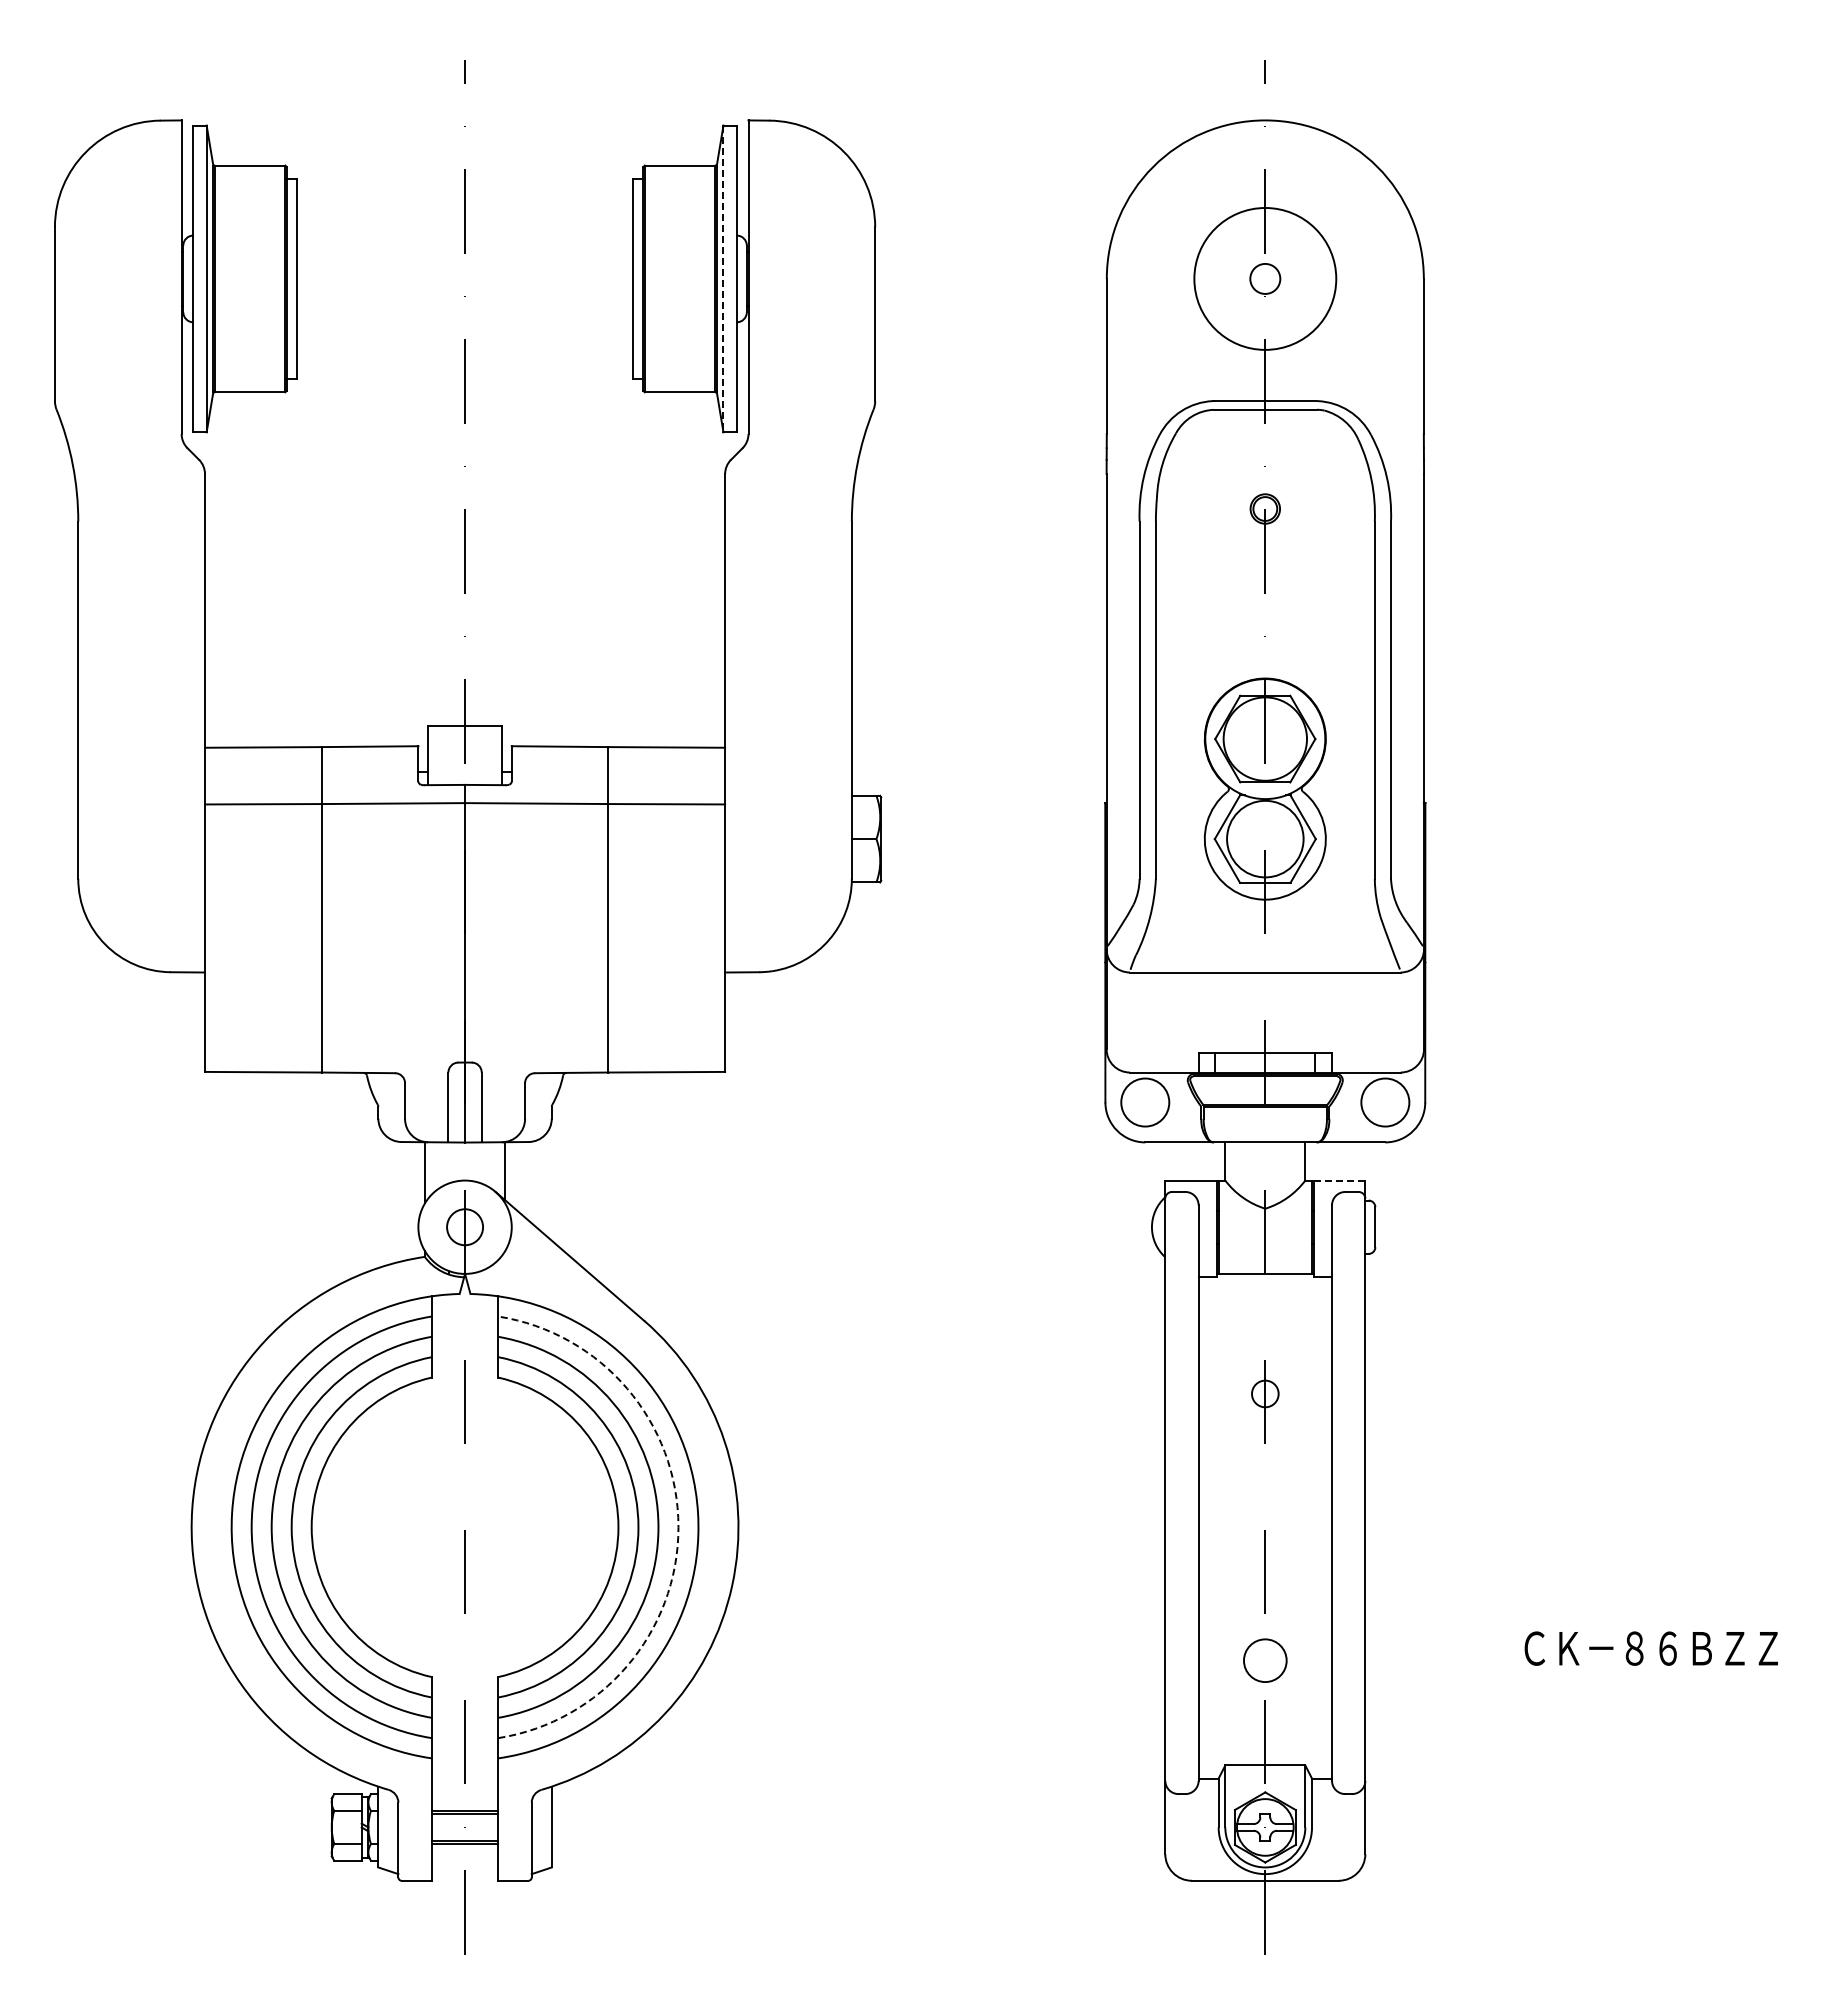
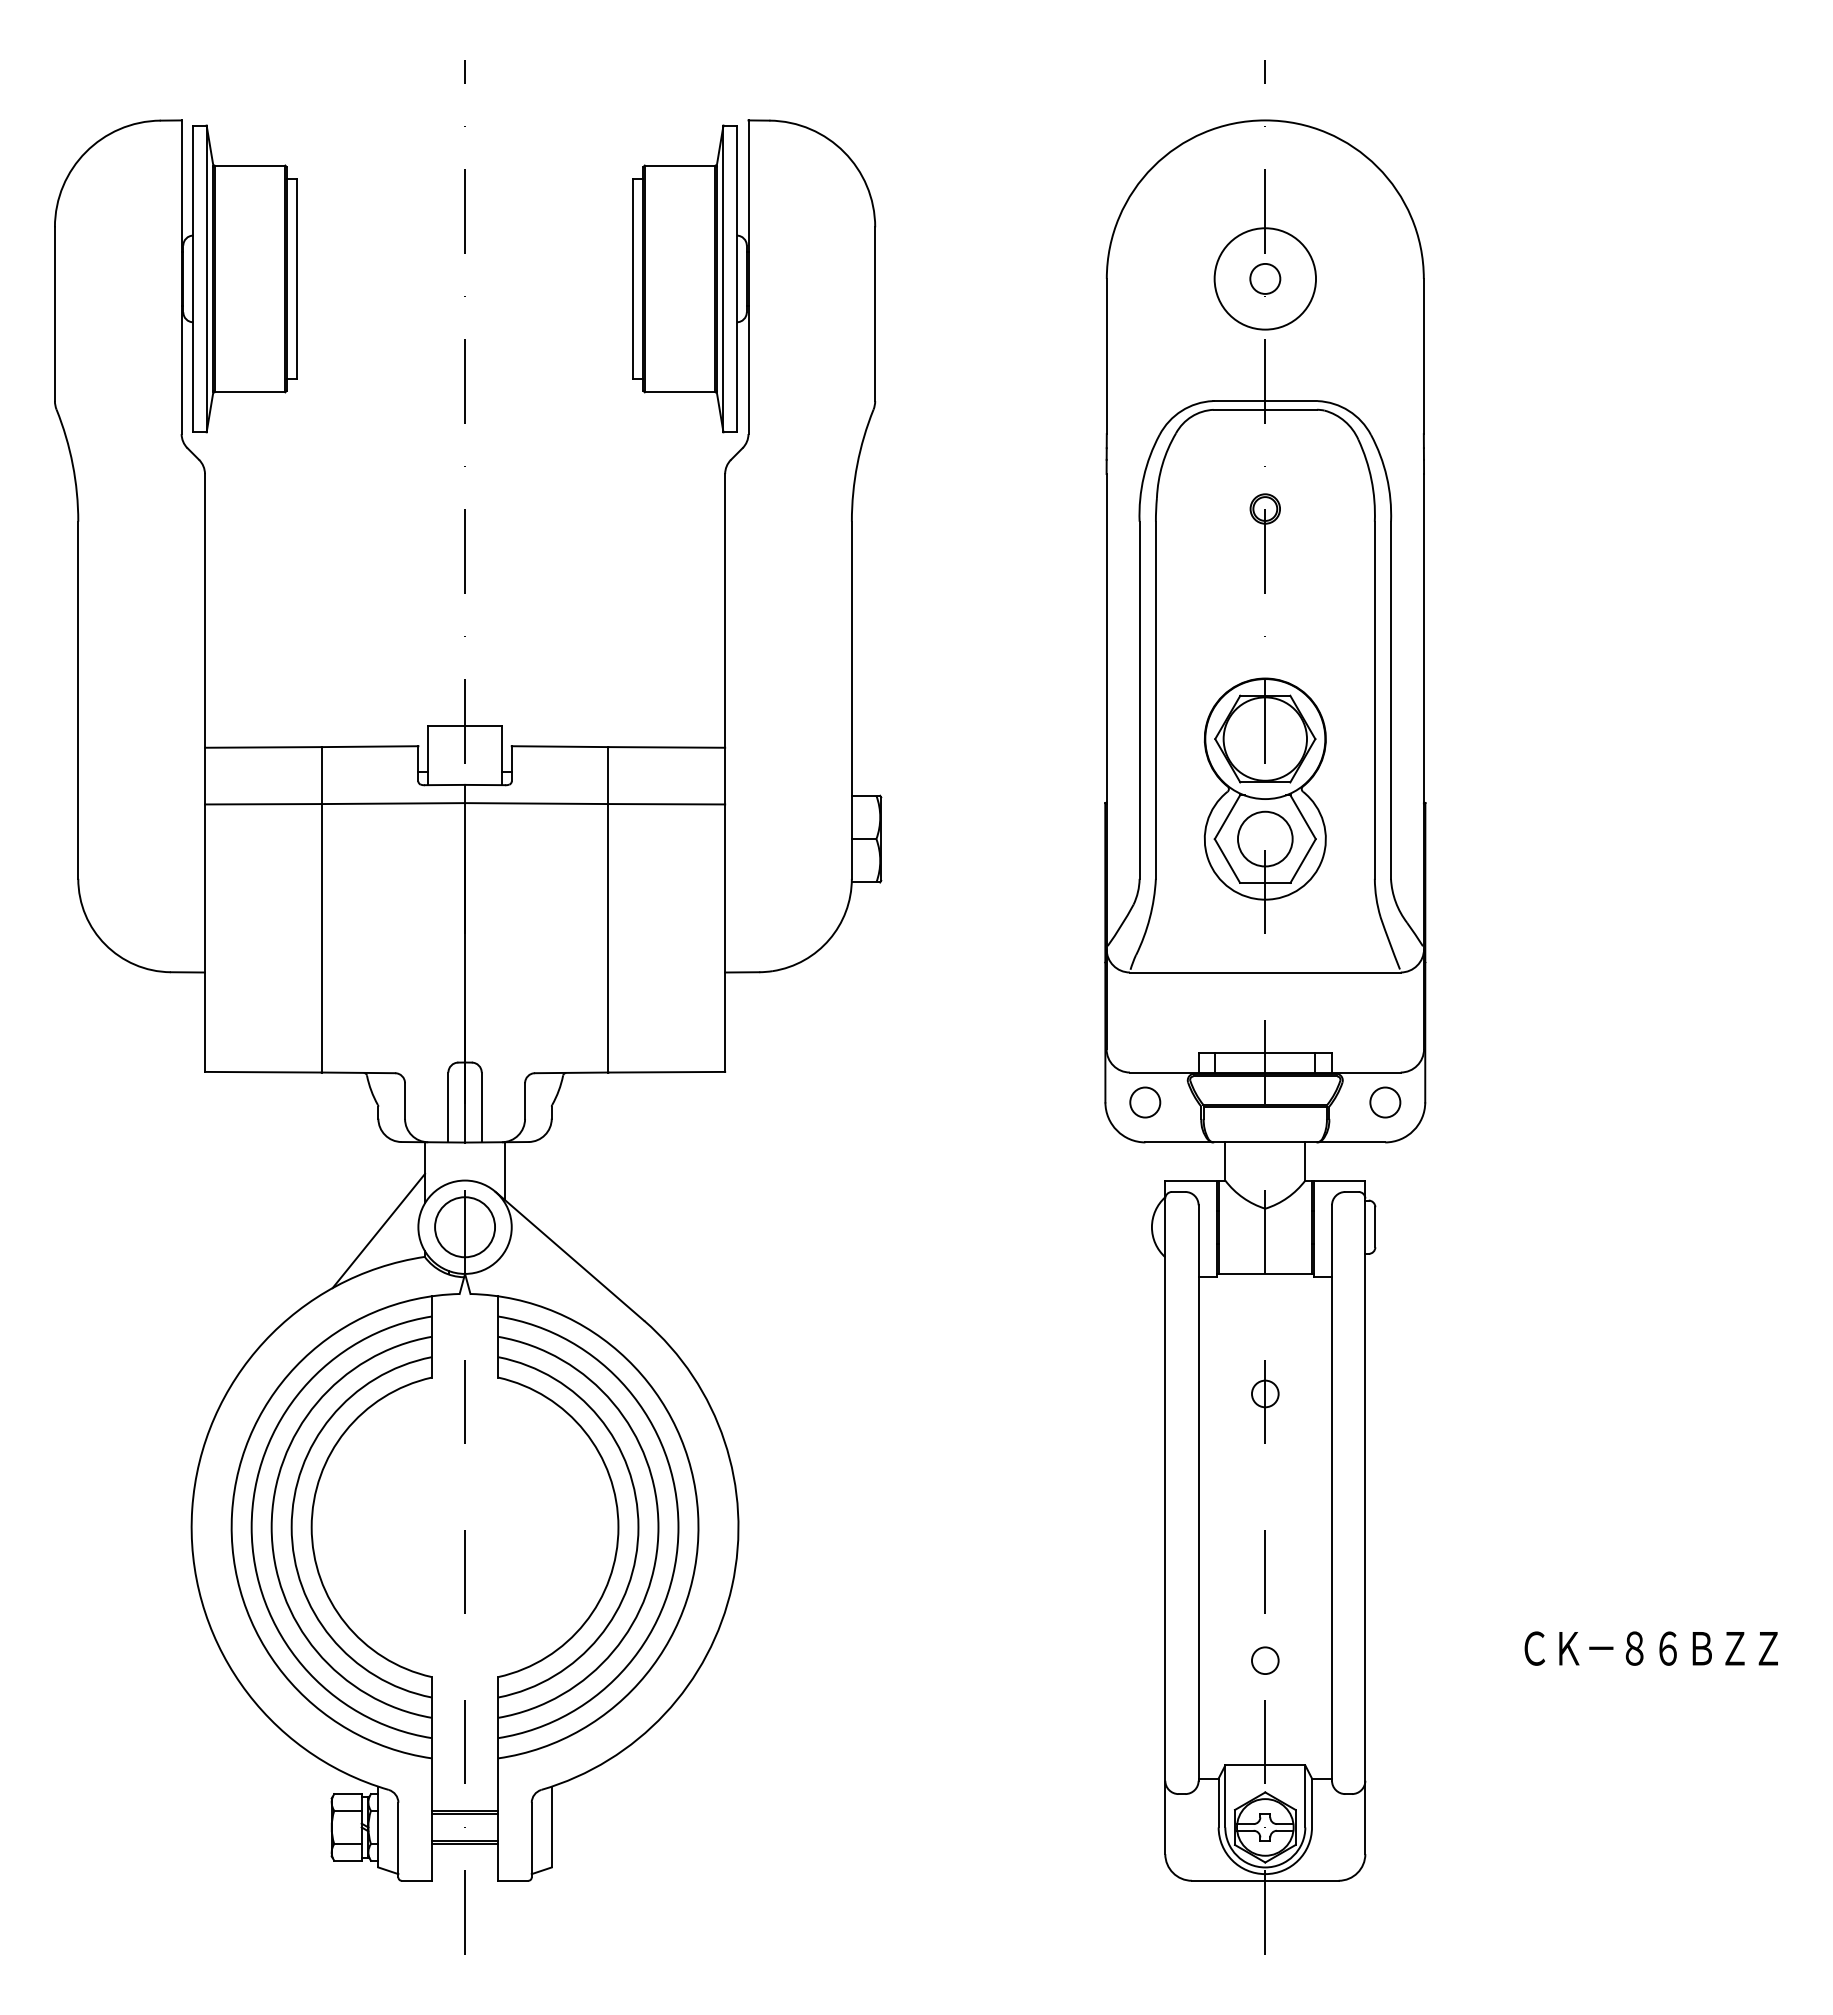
circle diameter: 142 px -> 101 px (1265, 278)
line: dashed -> solid (723, 279)
circle diameter: 77 px -> 55 px (1264, 838)
circle diameter: 48 px -> 30 px (1145, 1102)
circle diameter: 48 px -> 30 px (1385, 1102)
line: dashed -> solid (1339, 1180)
circle diameter: 36 px -> 60 px (465, 1227)
line: none -> present (378, 1230)
arc: dashed -> solid (678, 1527)
circle diameter: 43 px -> 27 px (1265, 1660)
